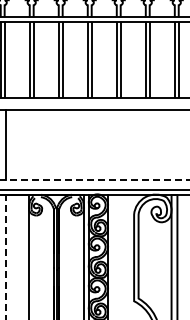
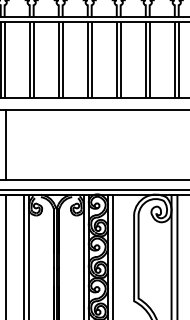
line: dashed -> solid (94, 180)
line: none -> present (24, 255)
line: none -> present (113, 255)
line: dashed -> solid (6, 256)
